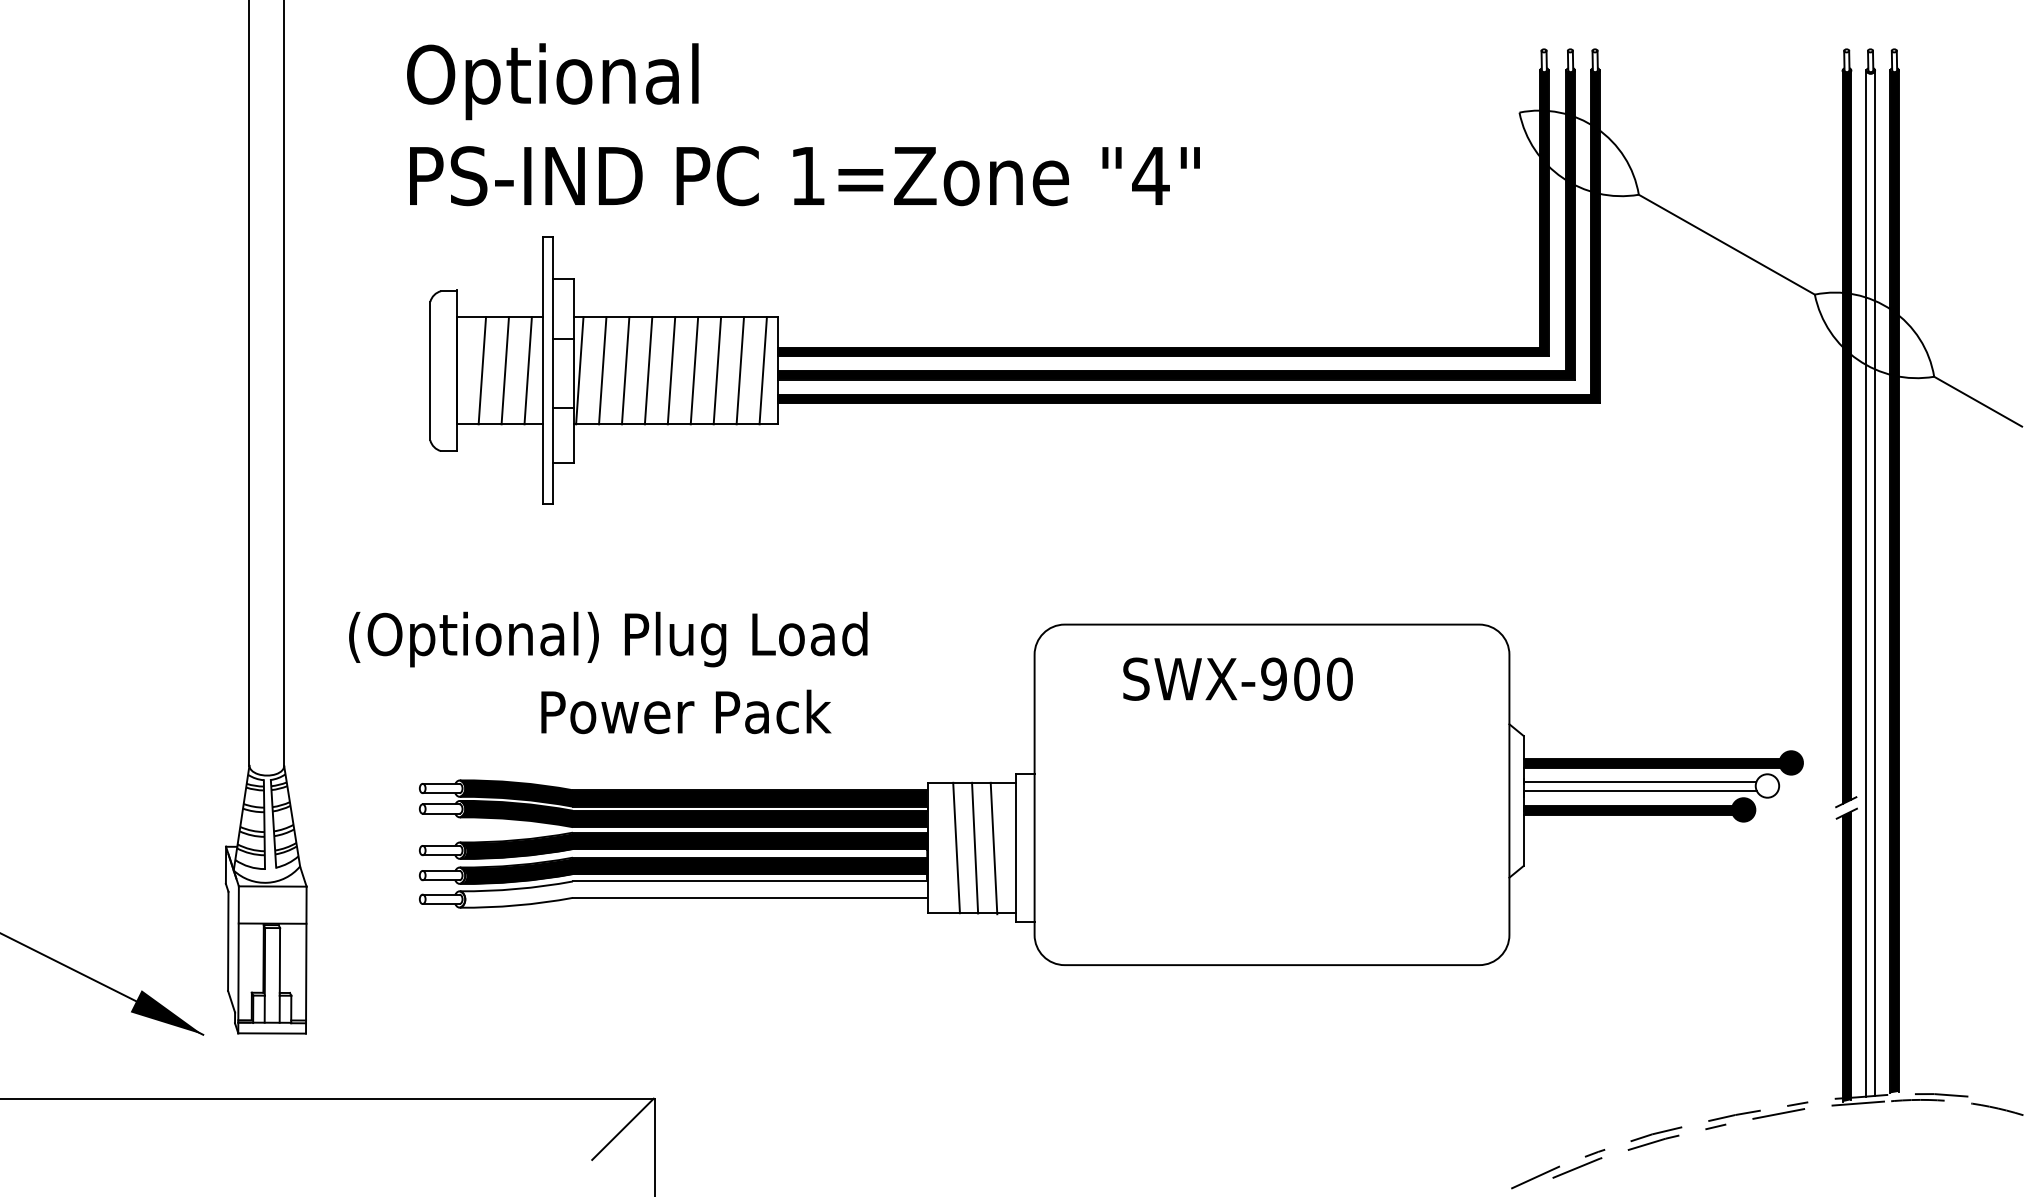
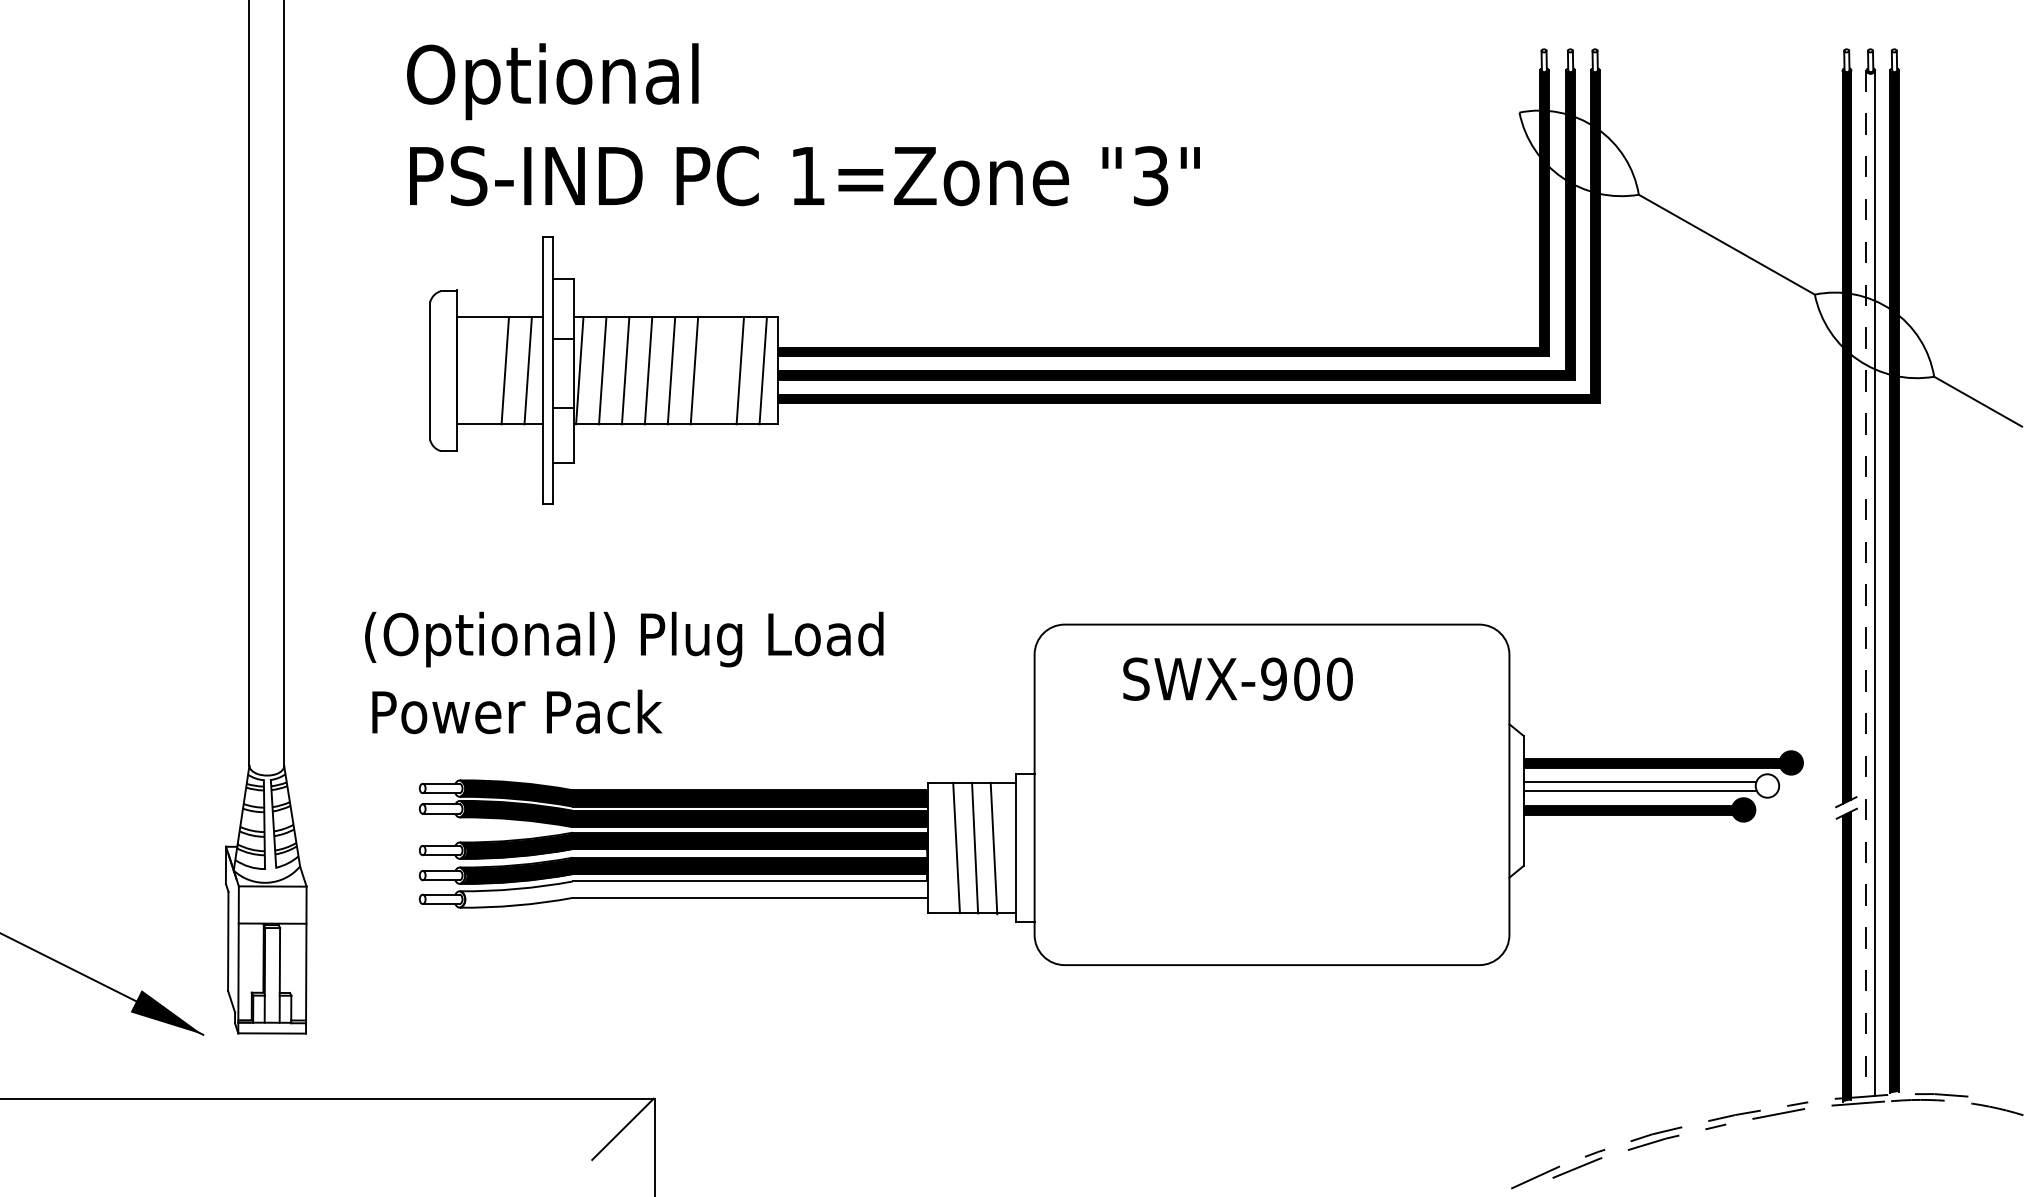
text: "4" -> "3" (1150, 176)
line: present -> none (482, 370)
line: present -> none (717, 370)
line: solid -> dashed (1866, 583)
text position: (608, 639) -> (624, 639) (624, 639)
text position: (686, 711) -> (517, 711) (517, 711)
